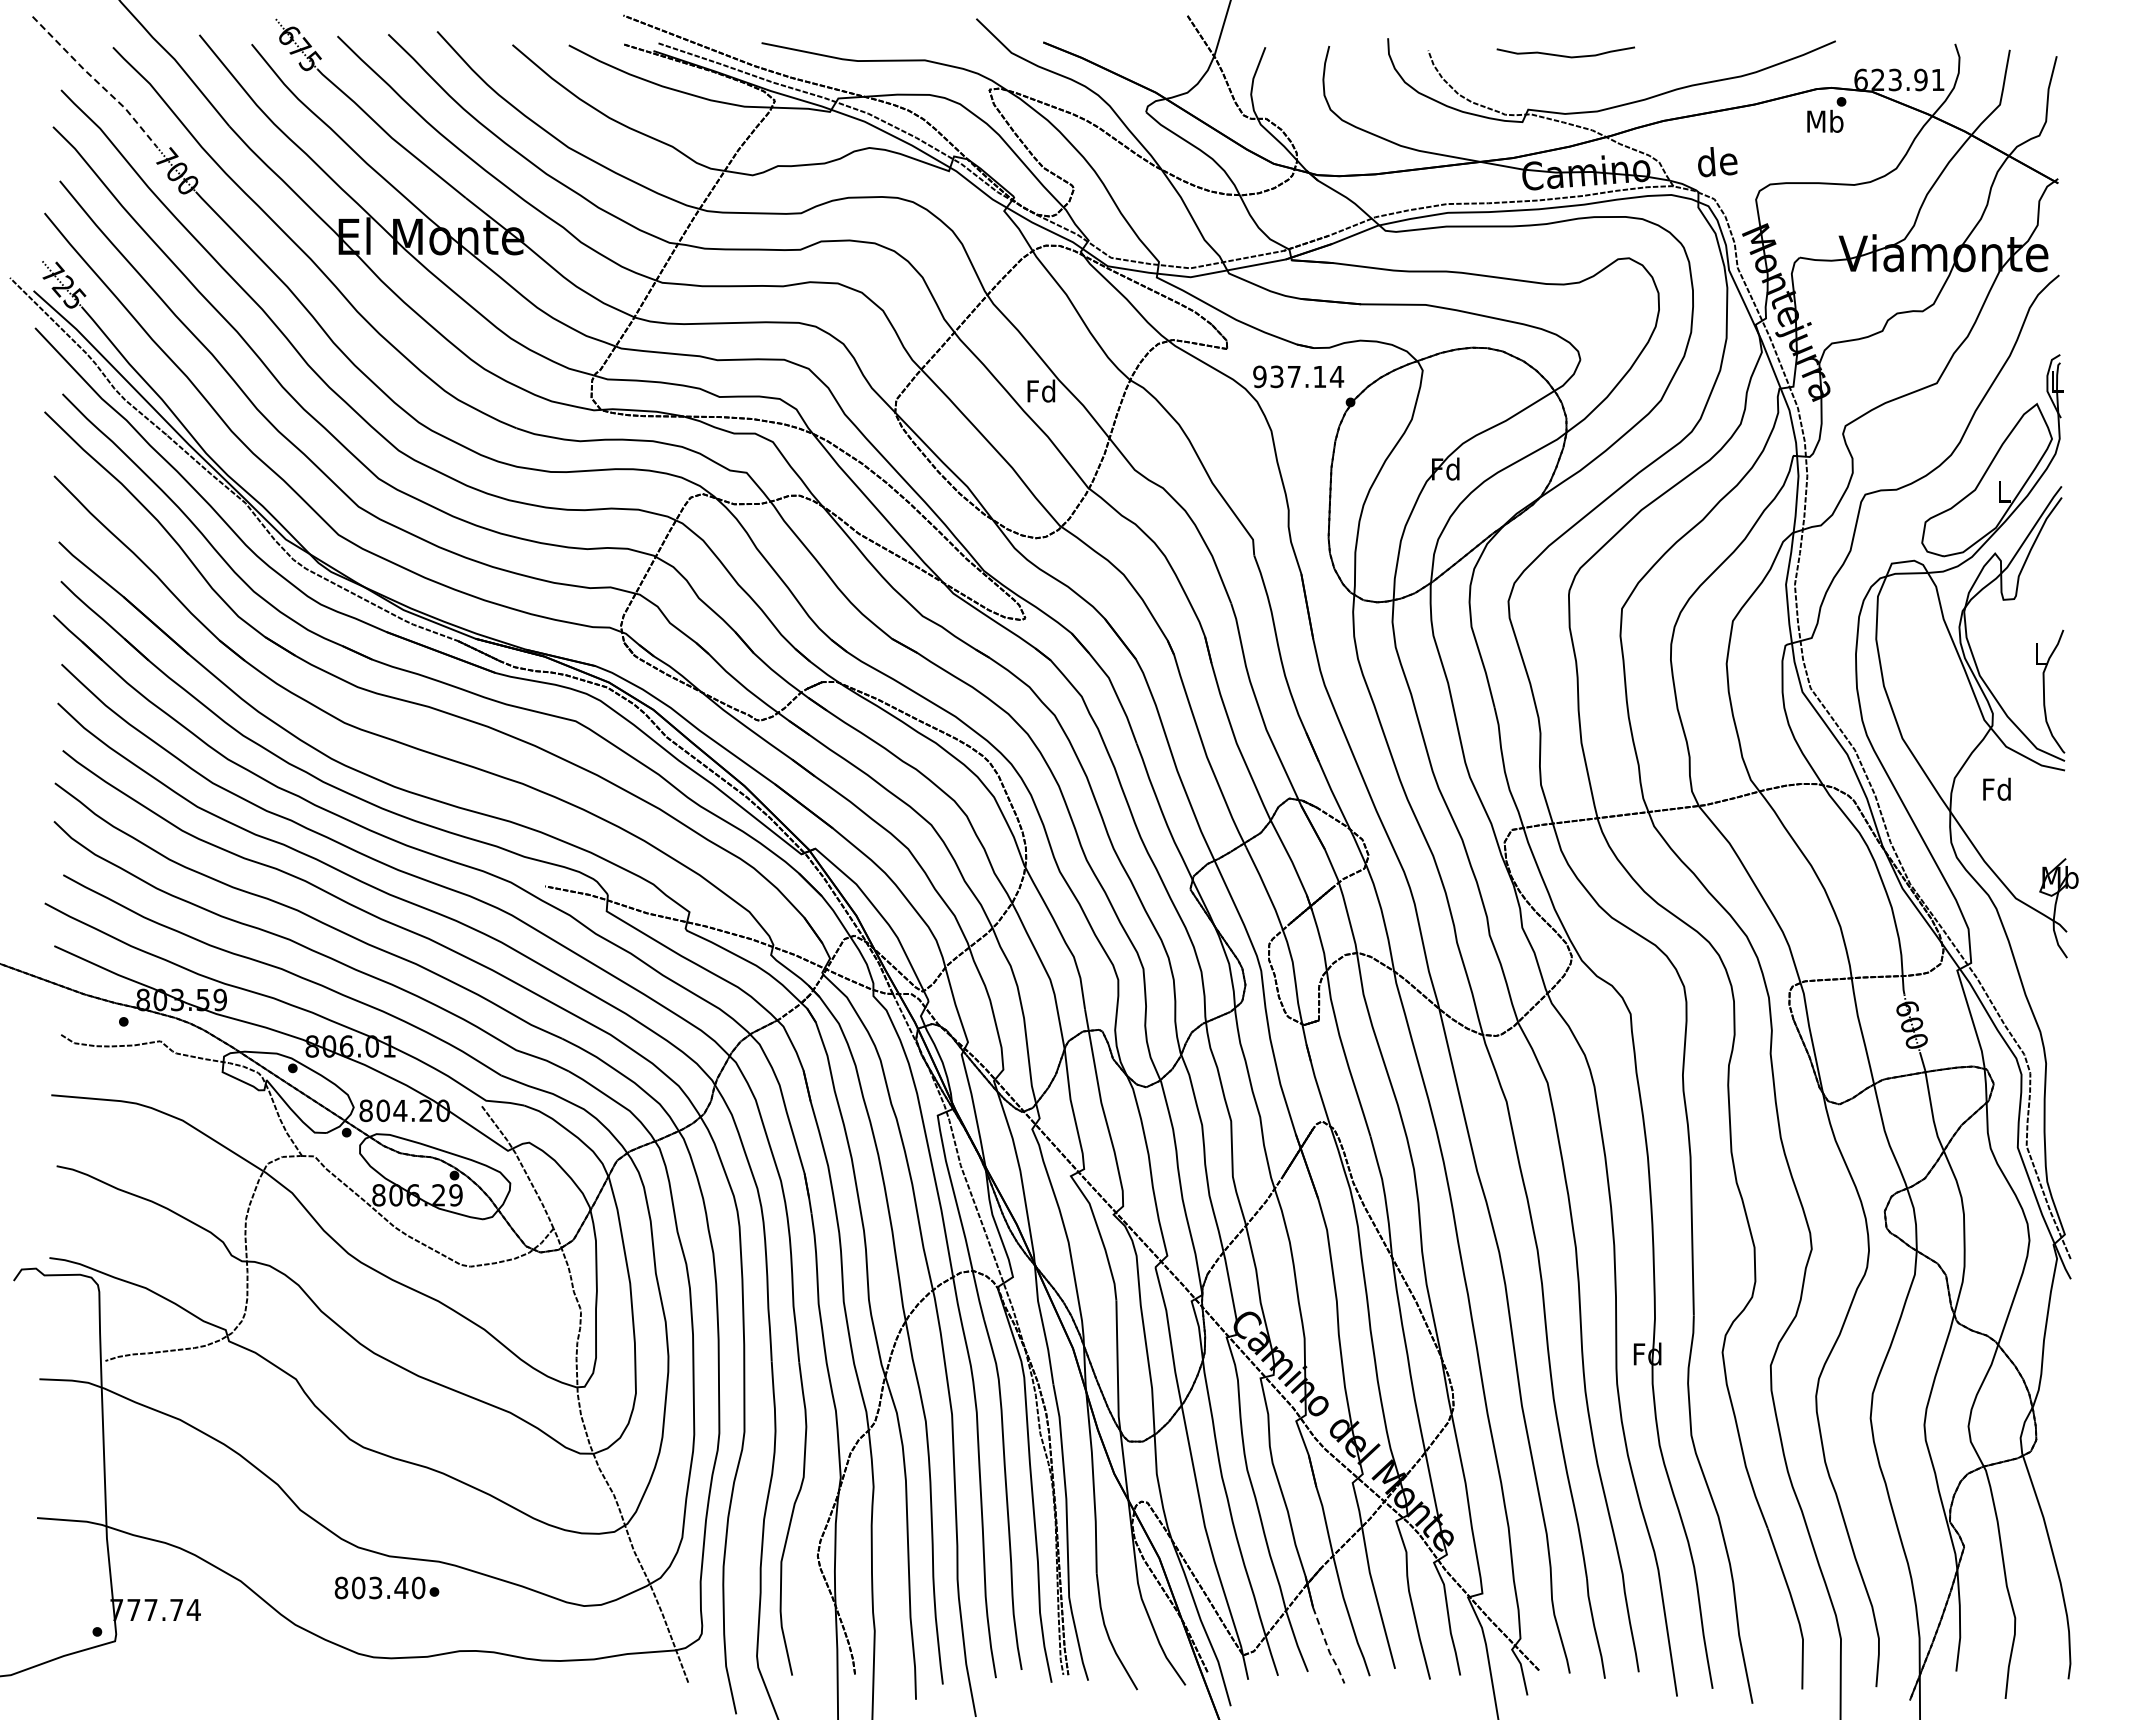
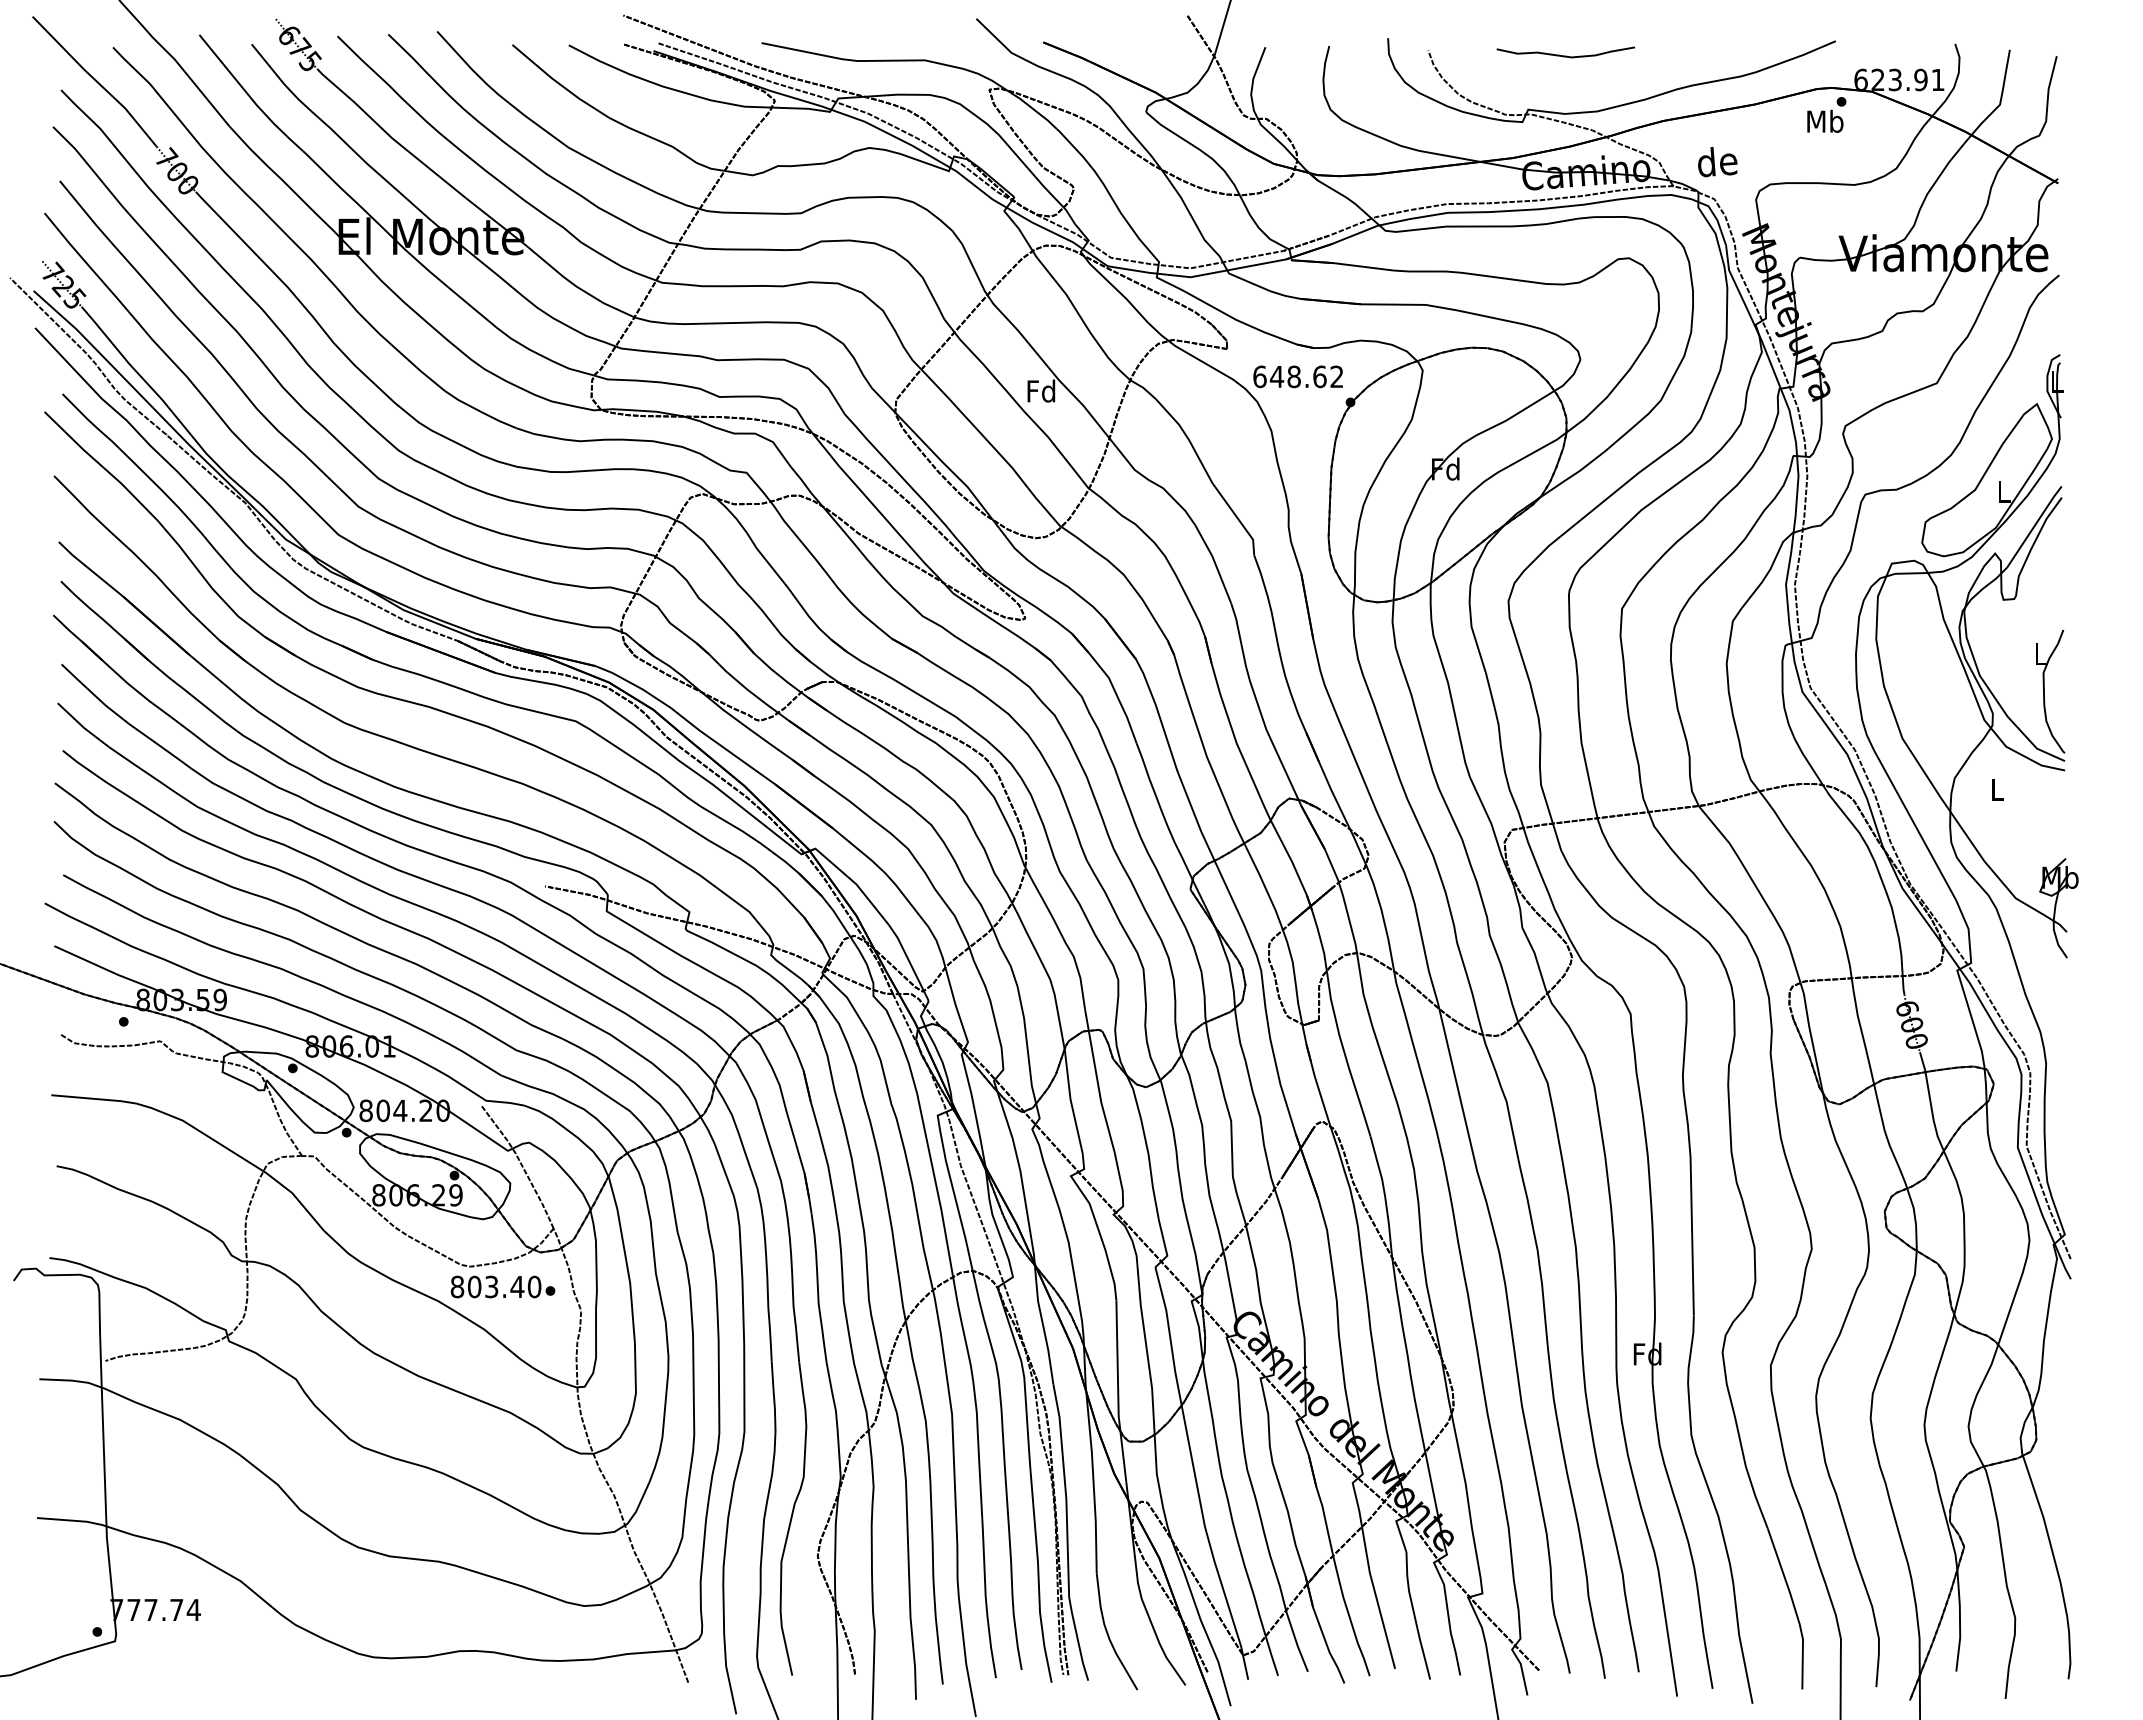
line: dashed -> solid (96, 81)
text: 937.14 -> 648.62 (1298, 376)
text: Fd -> L (1996, 788)
text position: (386, 1587) -> (502, 1286) (502, 1286)
line: dashed -> solid (1327, 1647)
